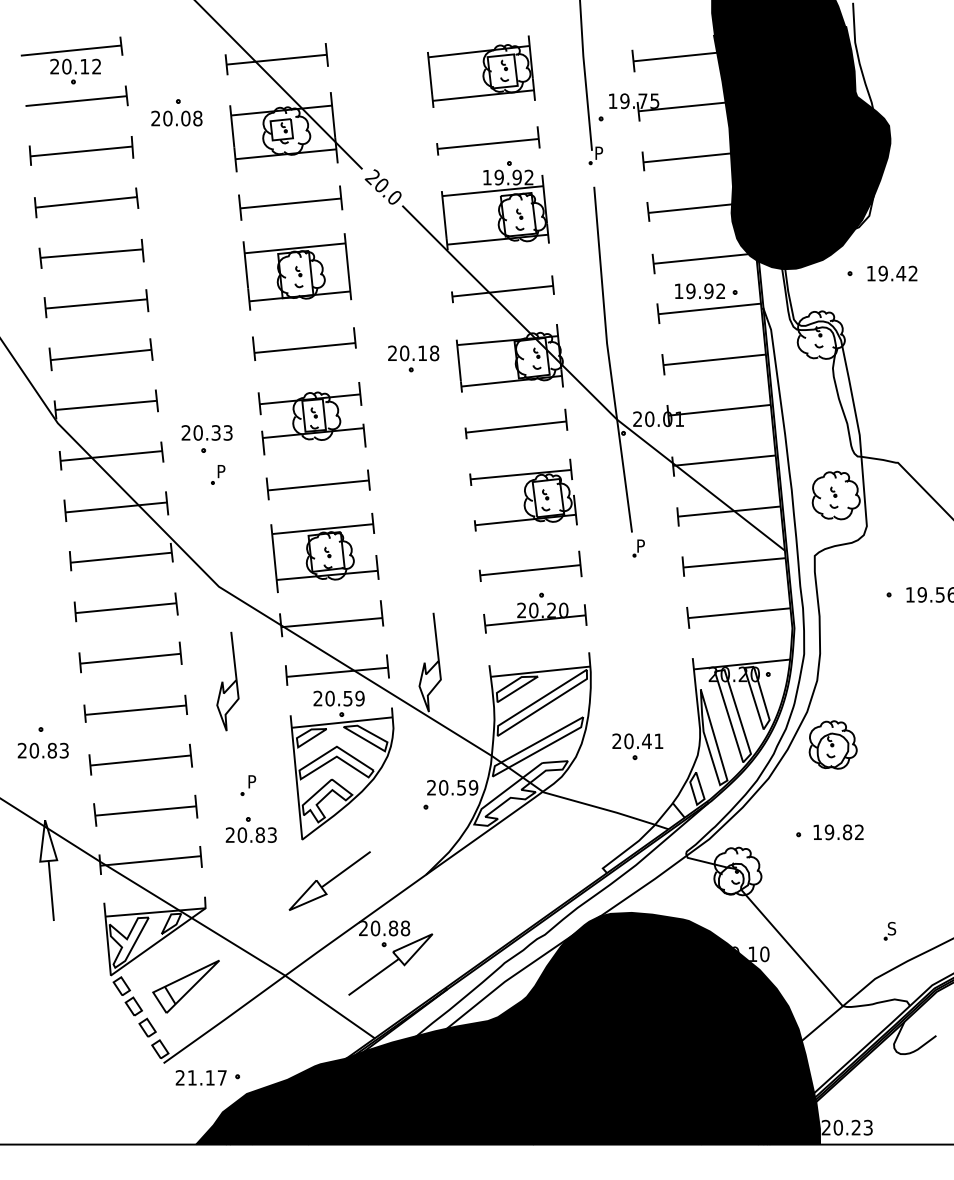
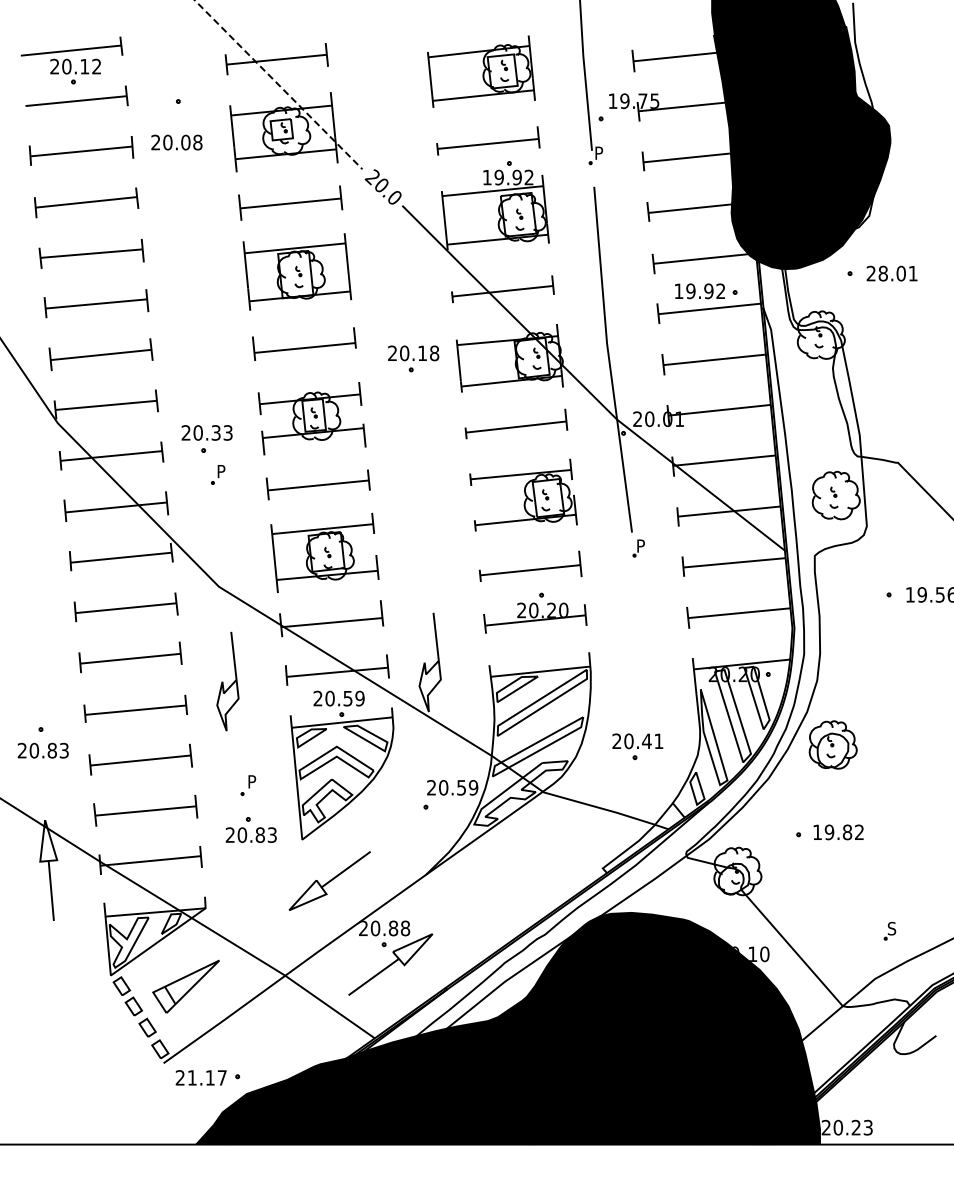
line: solid -> dashed (278, 84)
text position: (176, 118) -> (176, 142) (176, 142)
text: 19.42 -> 28.01 (891, 273)
